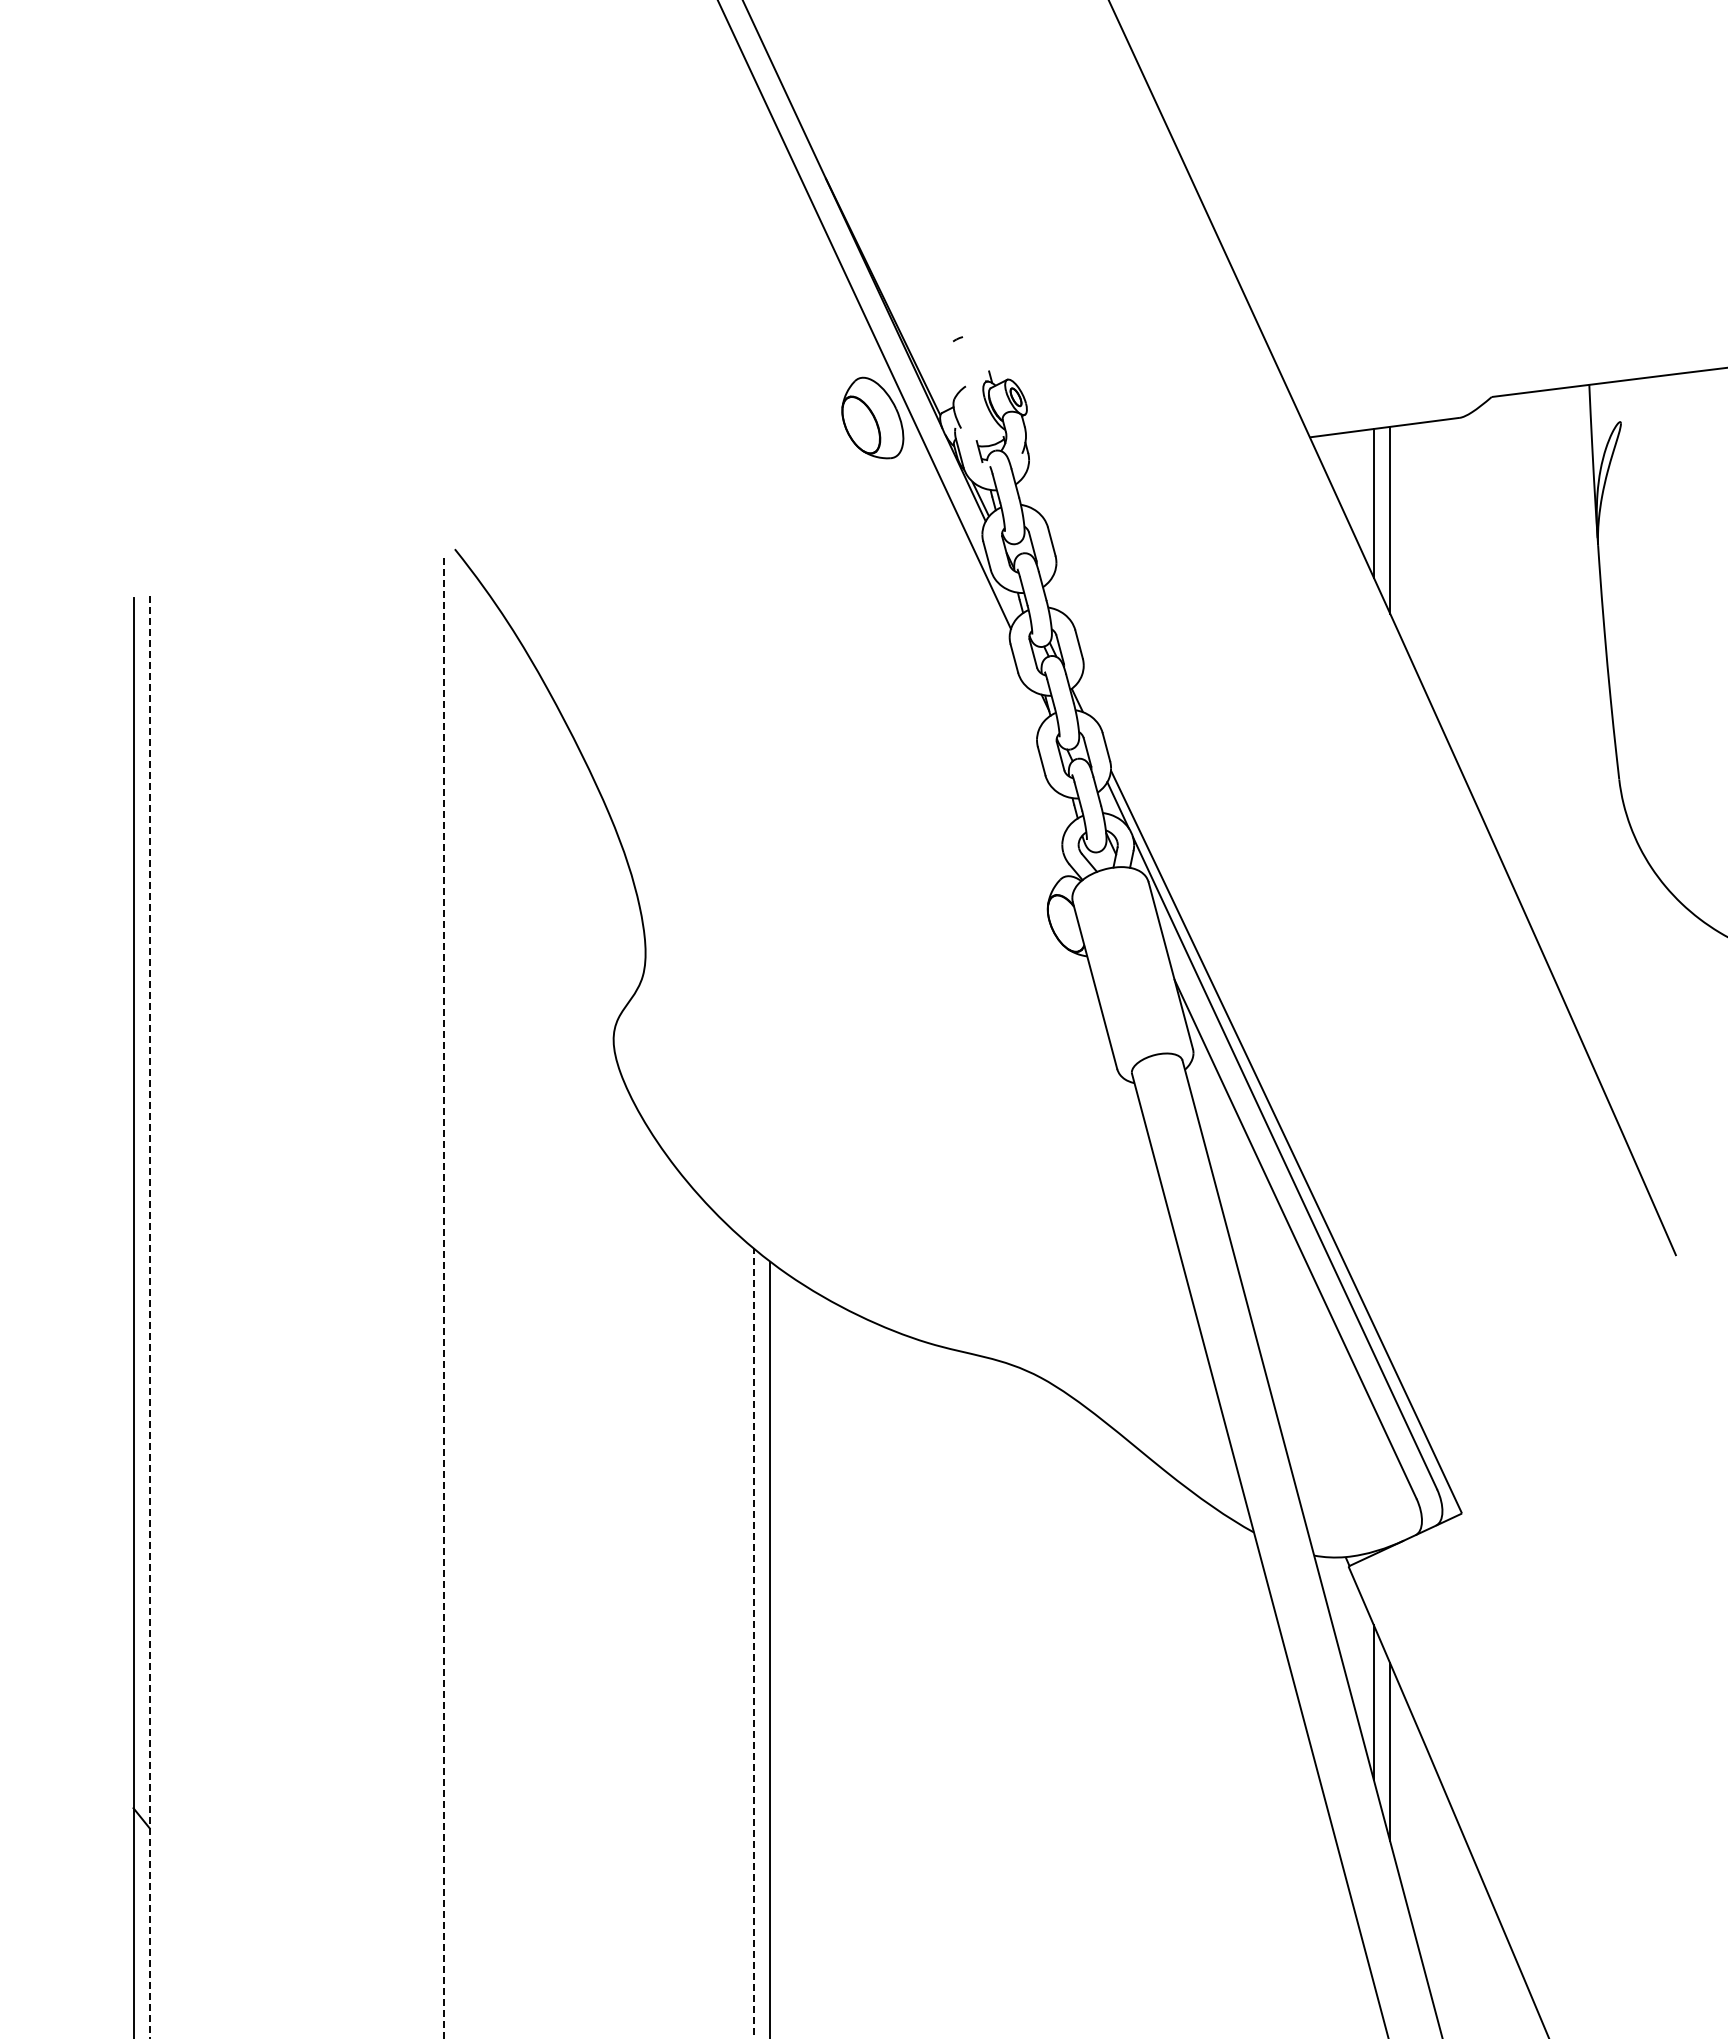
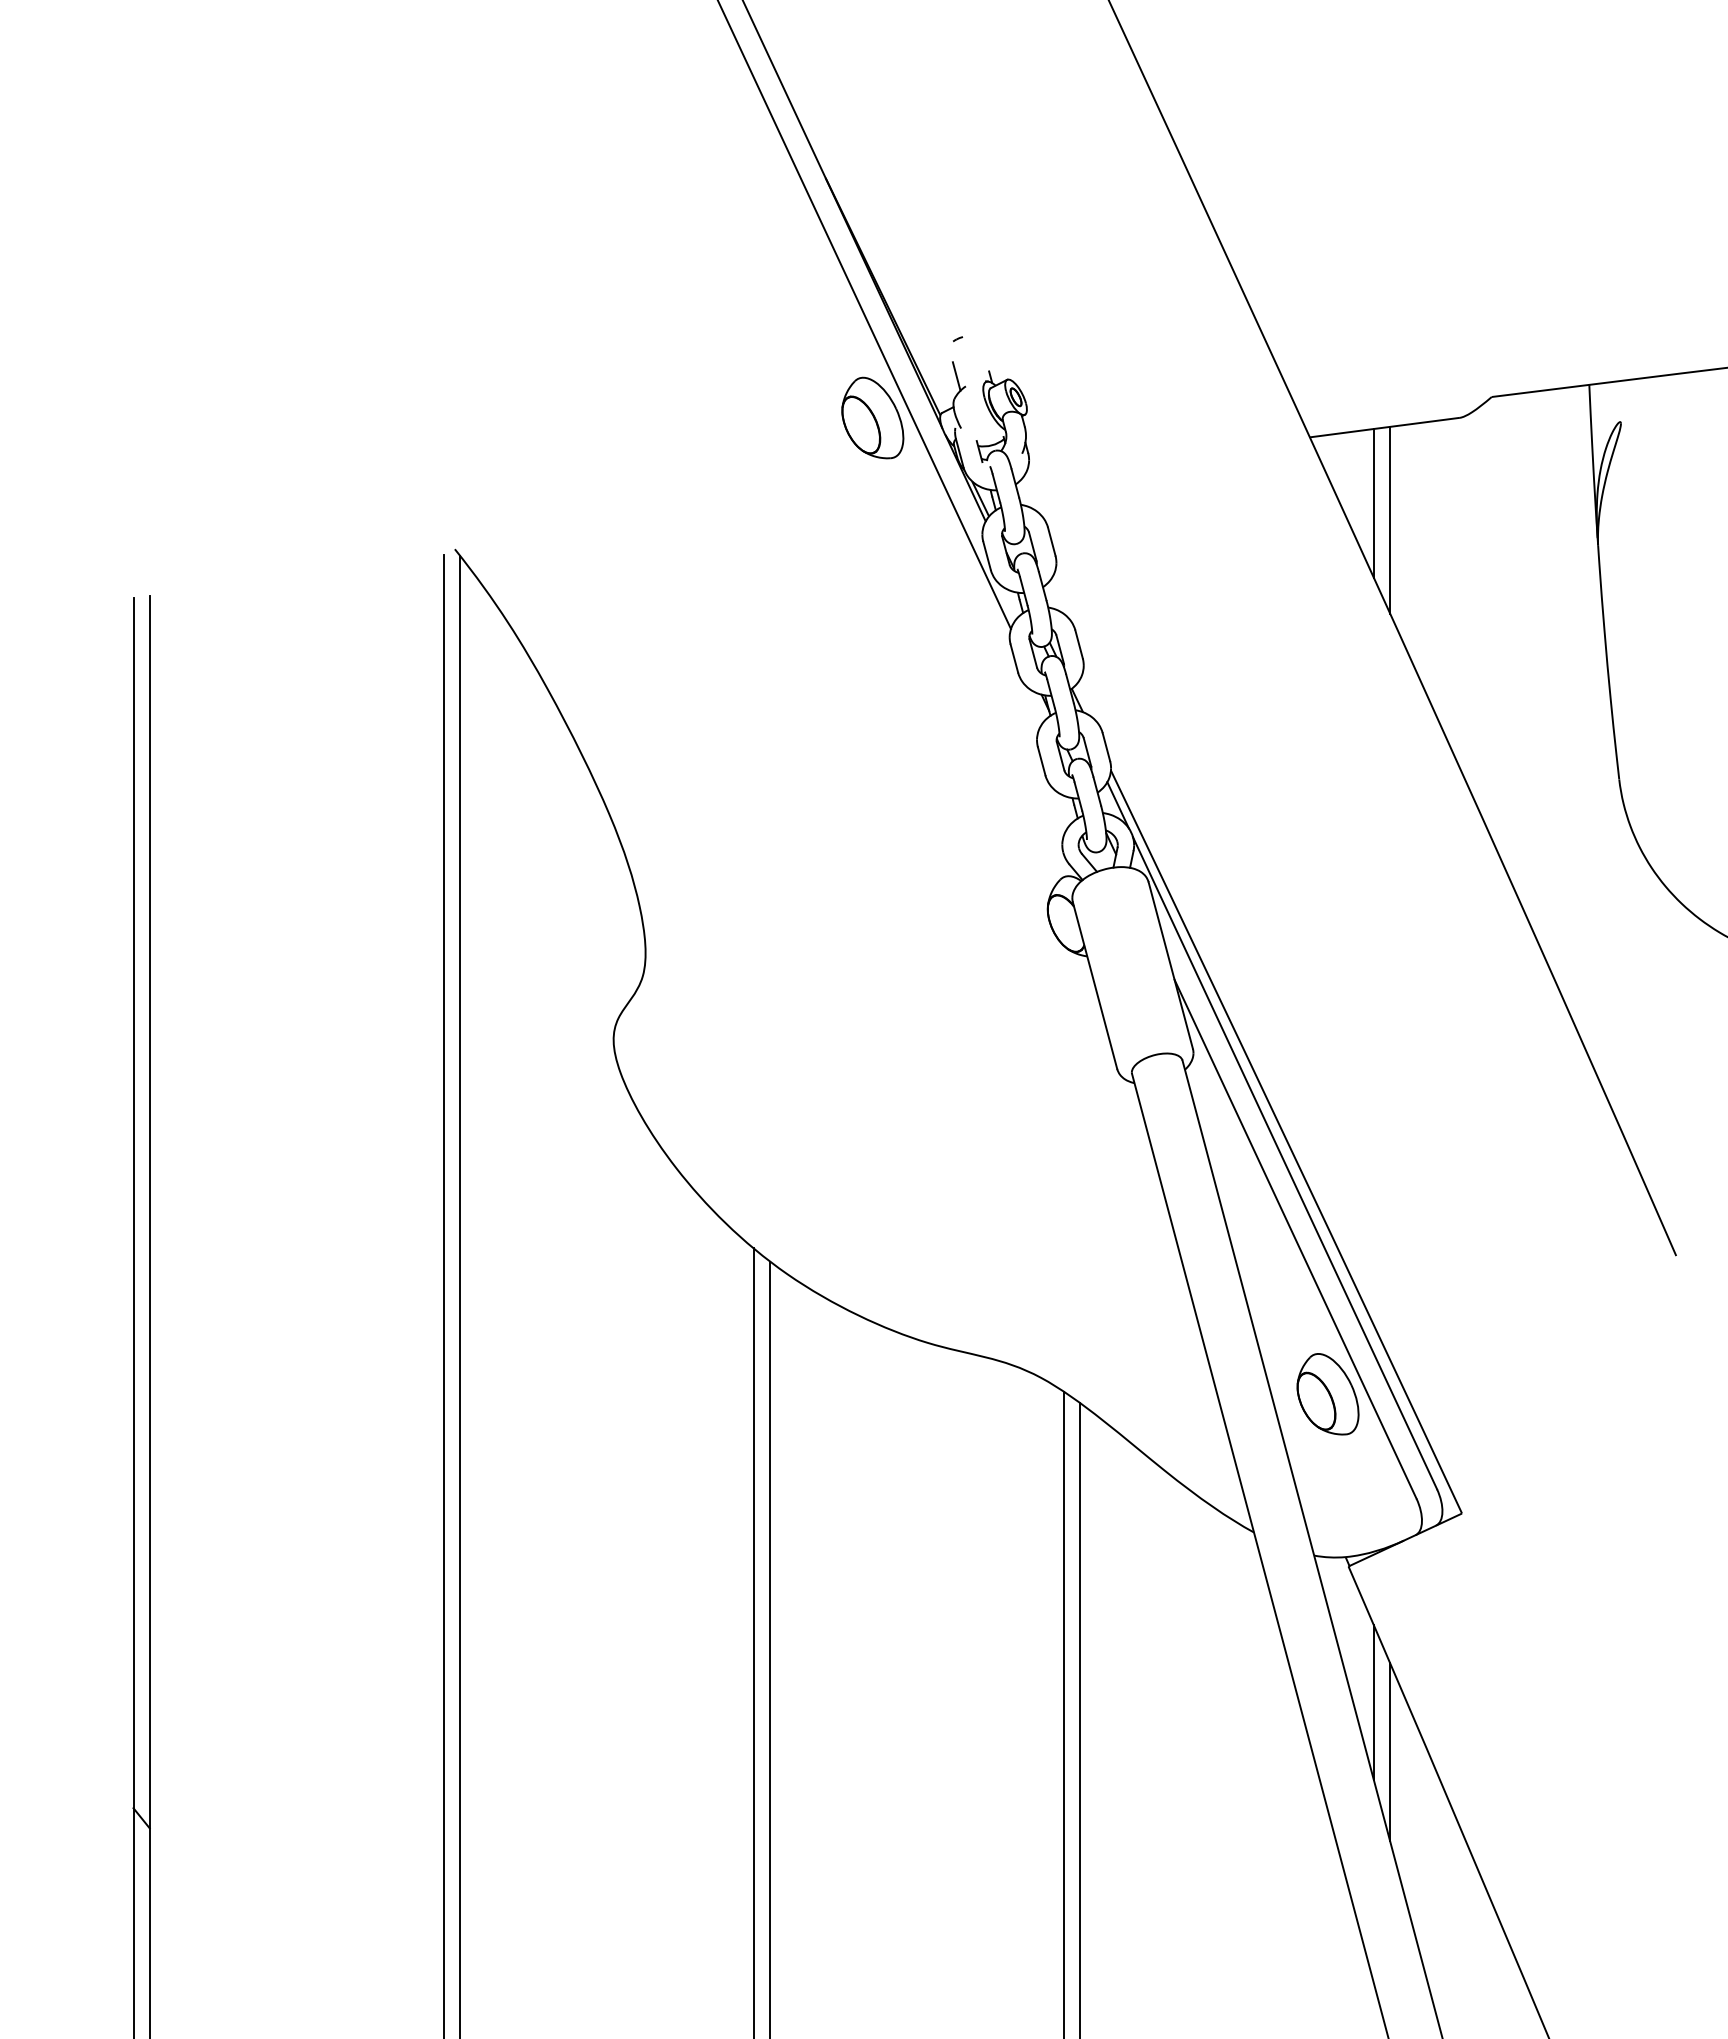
line: none -> present (956, 376)
line: none -> present (459, 1295)
line: dashed -> solid (443, 1296)
line: dashed -> solid (149, 1317)
part: none -> present (1327, 1394)
line: dashed -> solid (753, 1643)
line: none -> present (1063, 1713)
line: none -> present (1080, 1718)
